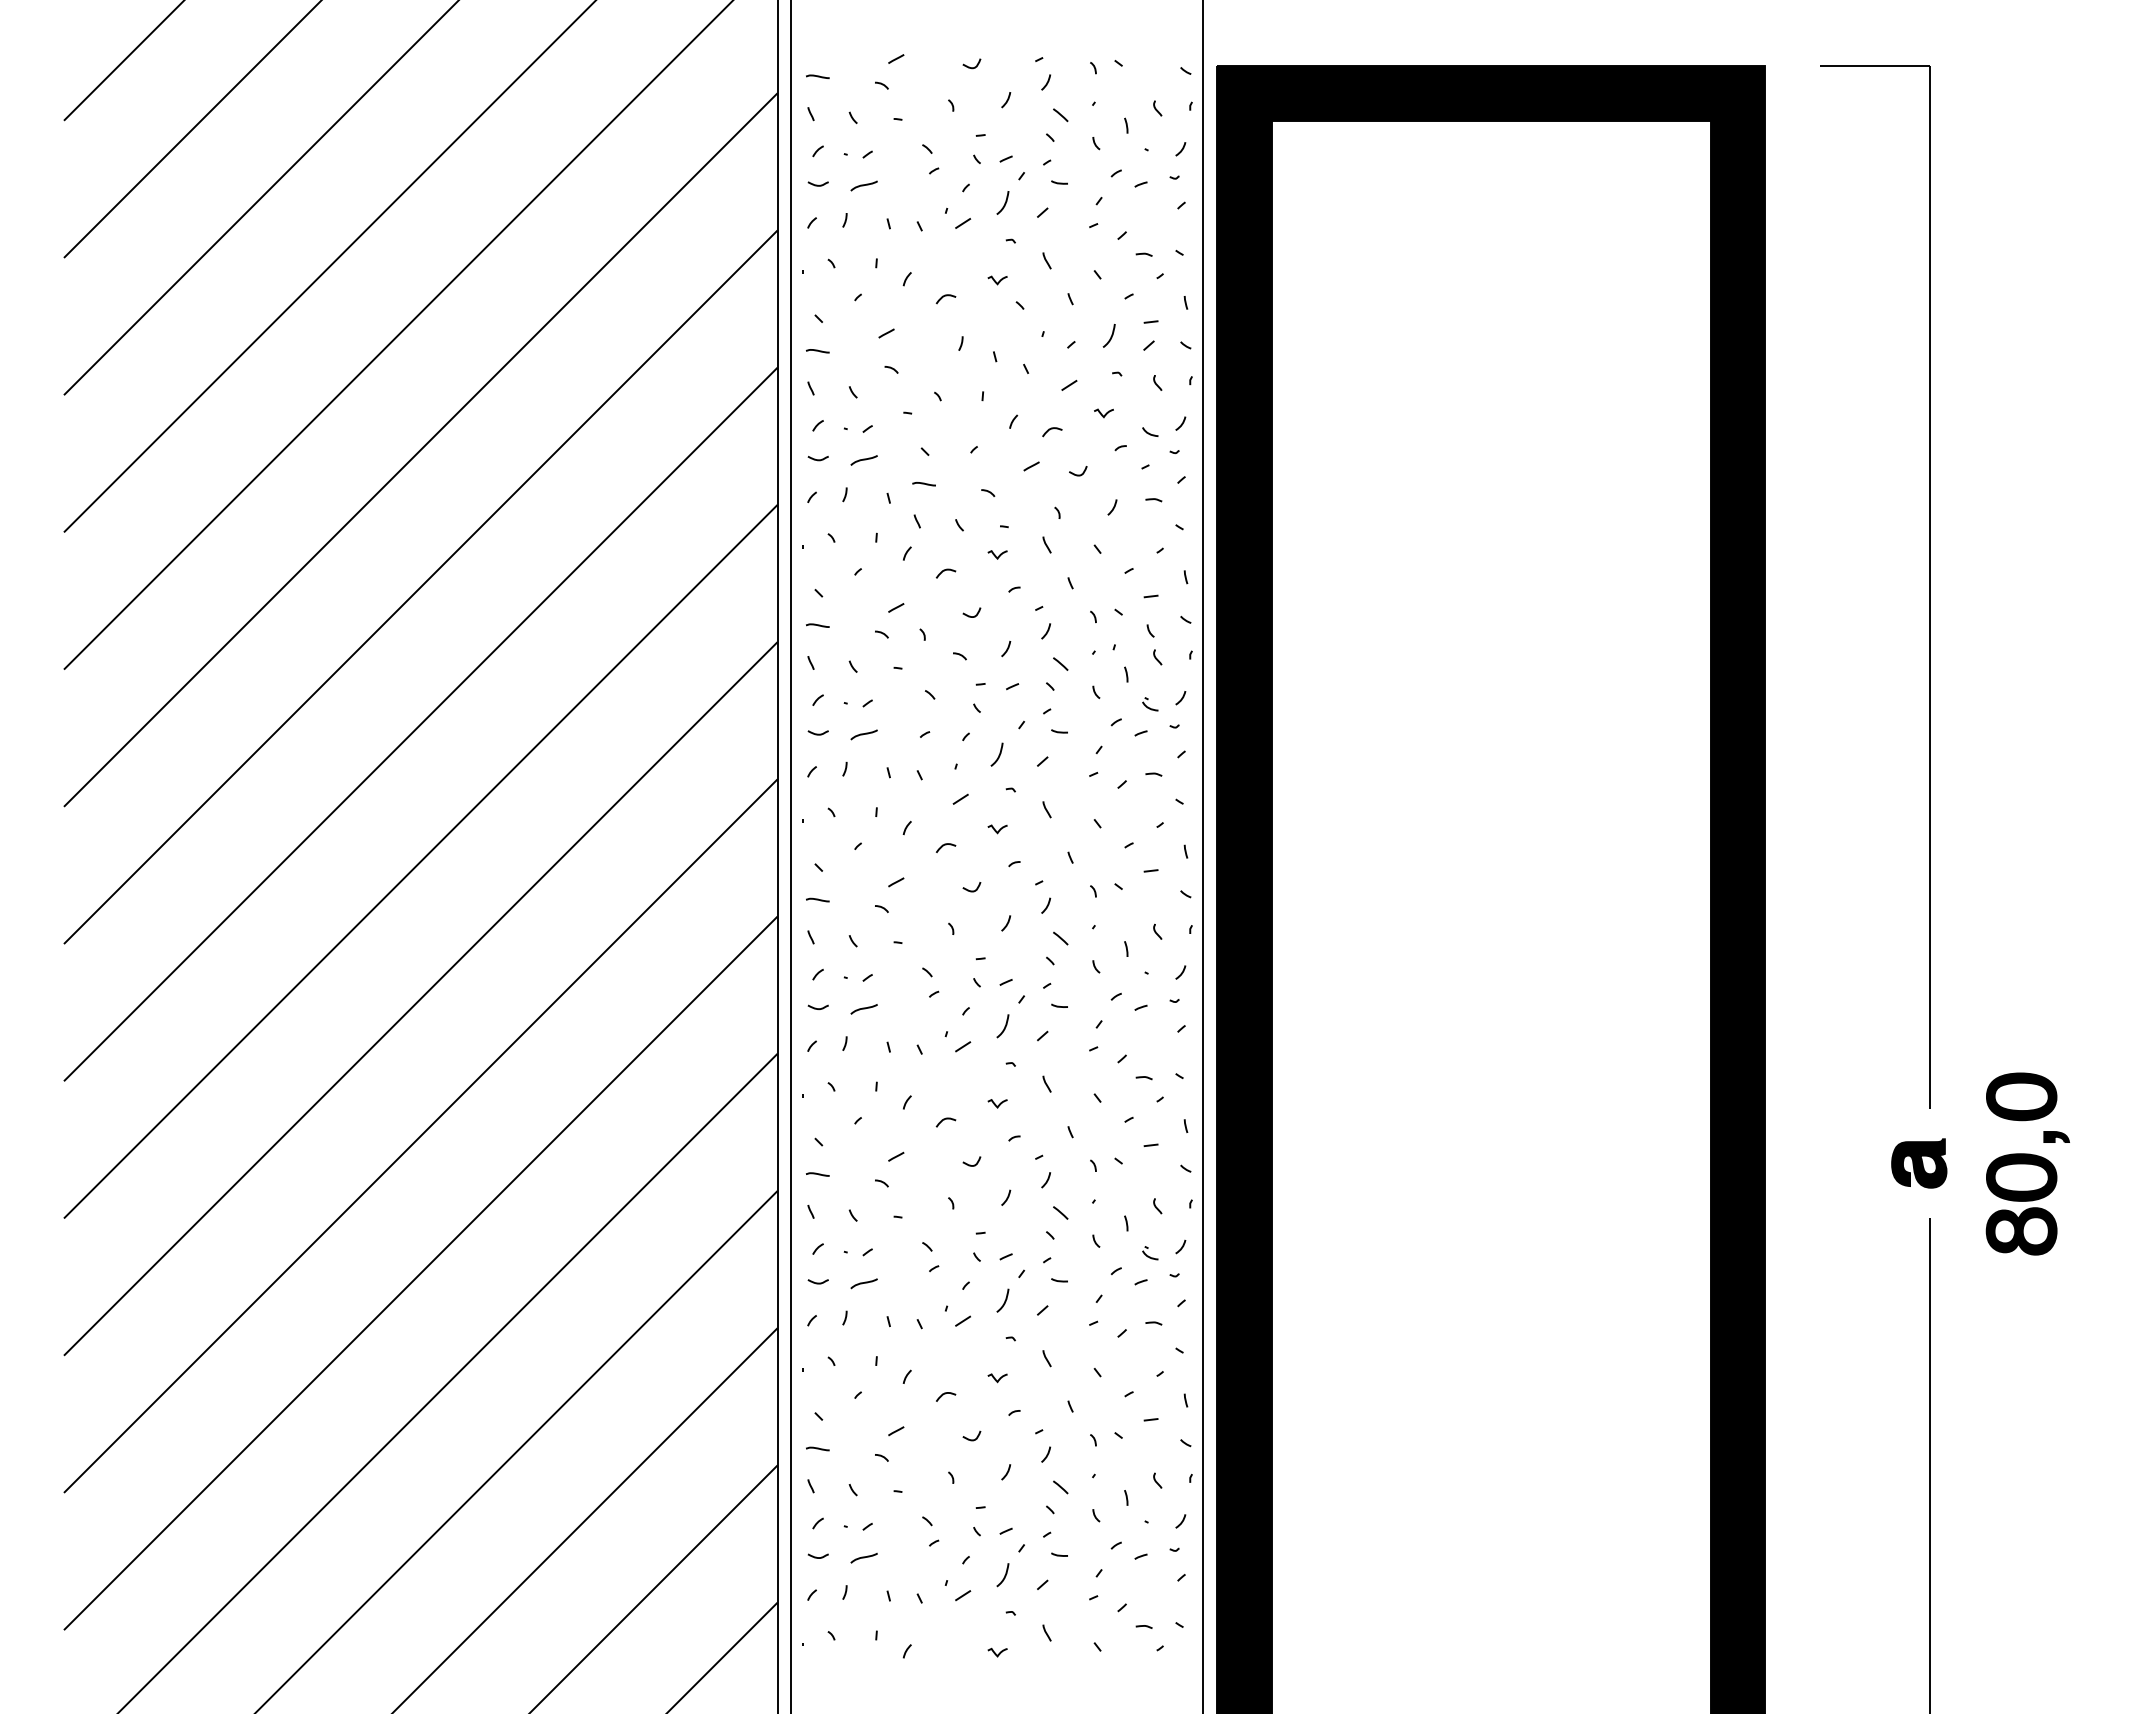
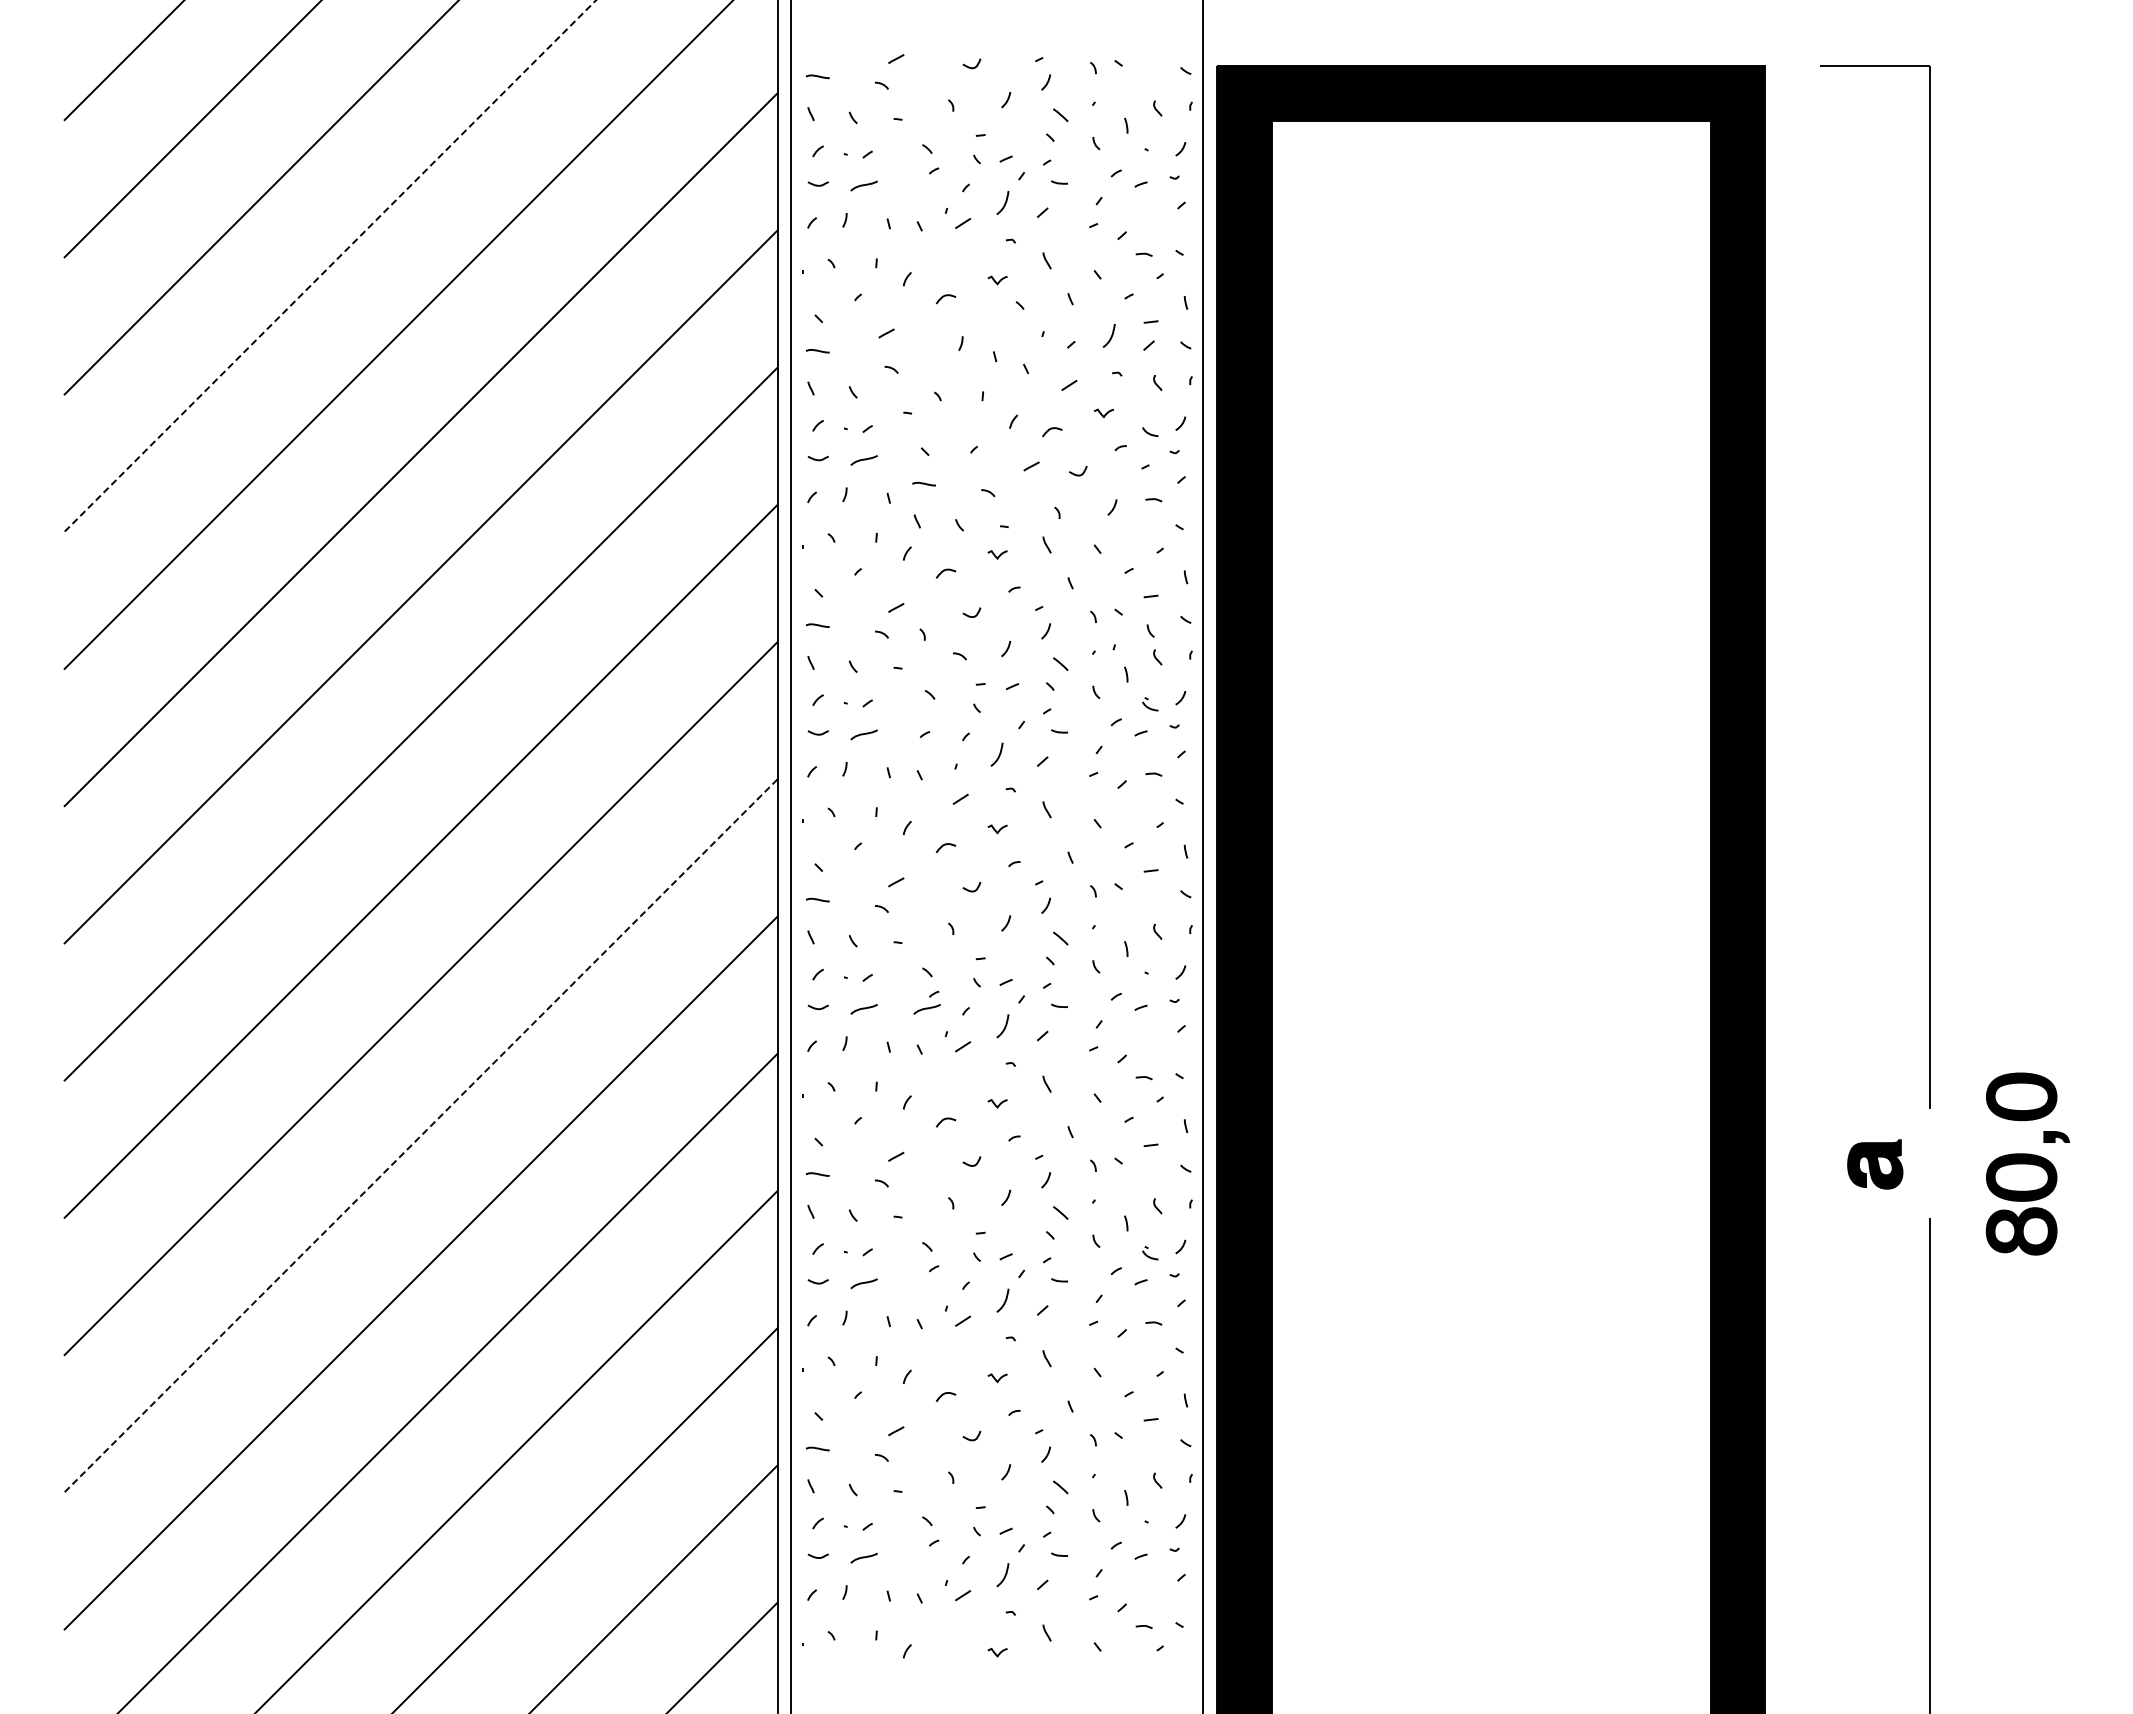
line: solid -> dashed (329, 266)
curve: none -> present (926, 1009)
line: solid -> dashed (420, 1136)
part position: (1919, 1163) -> (1875, 1164) (1875, 1164)
